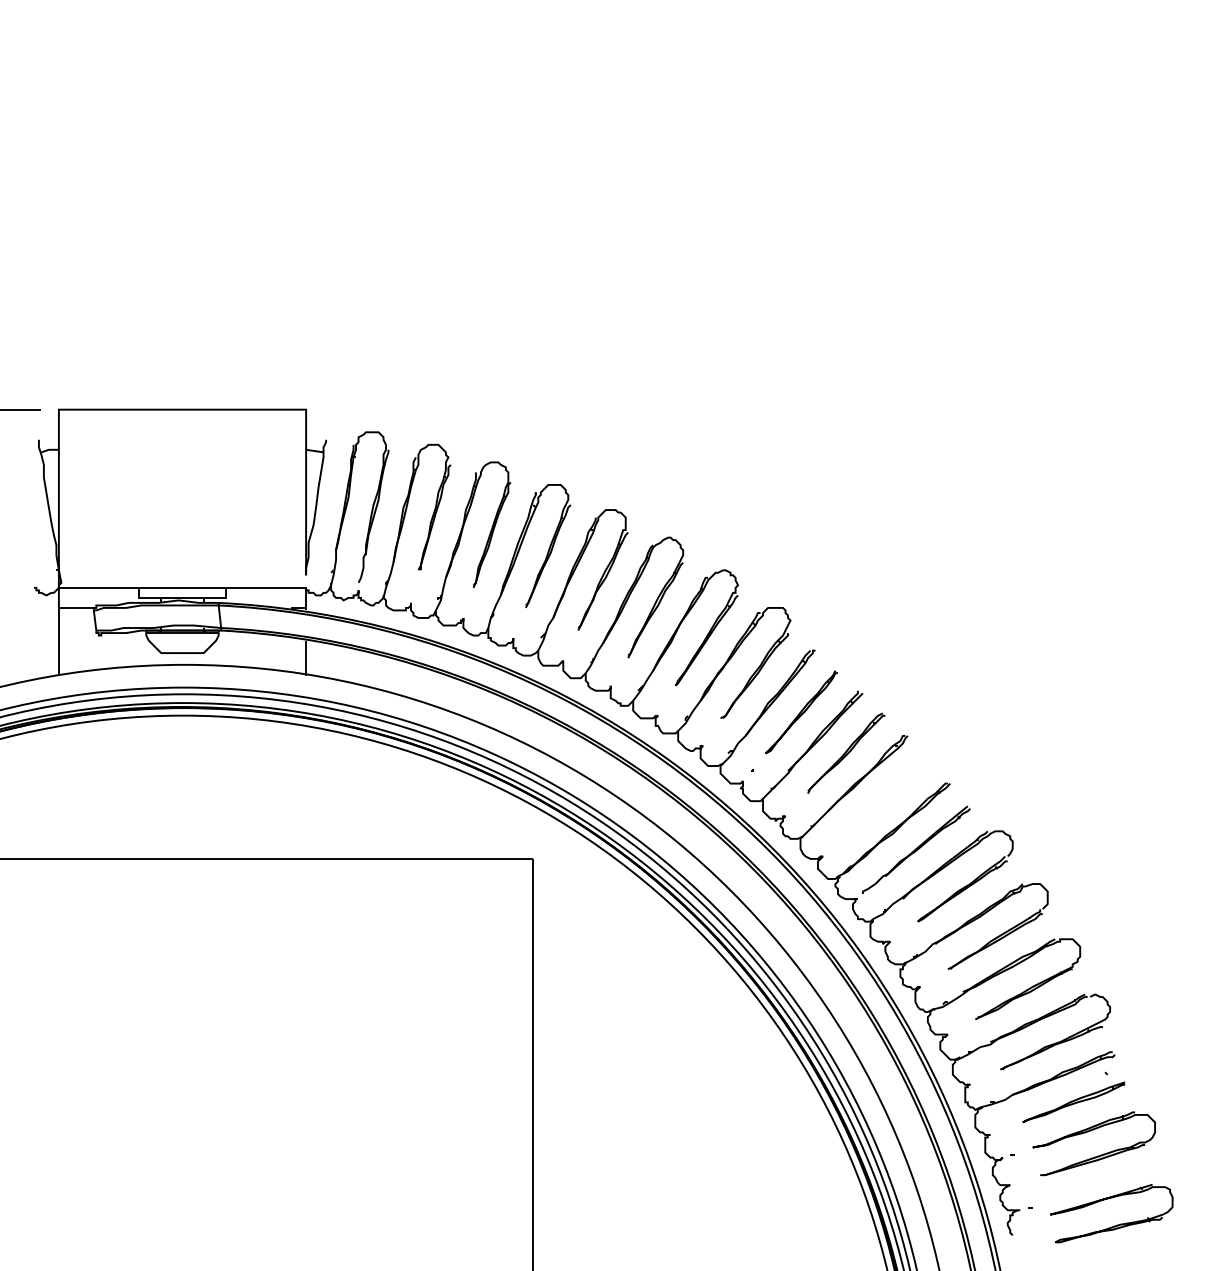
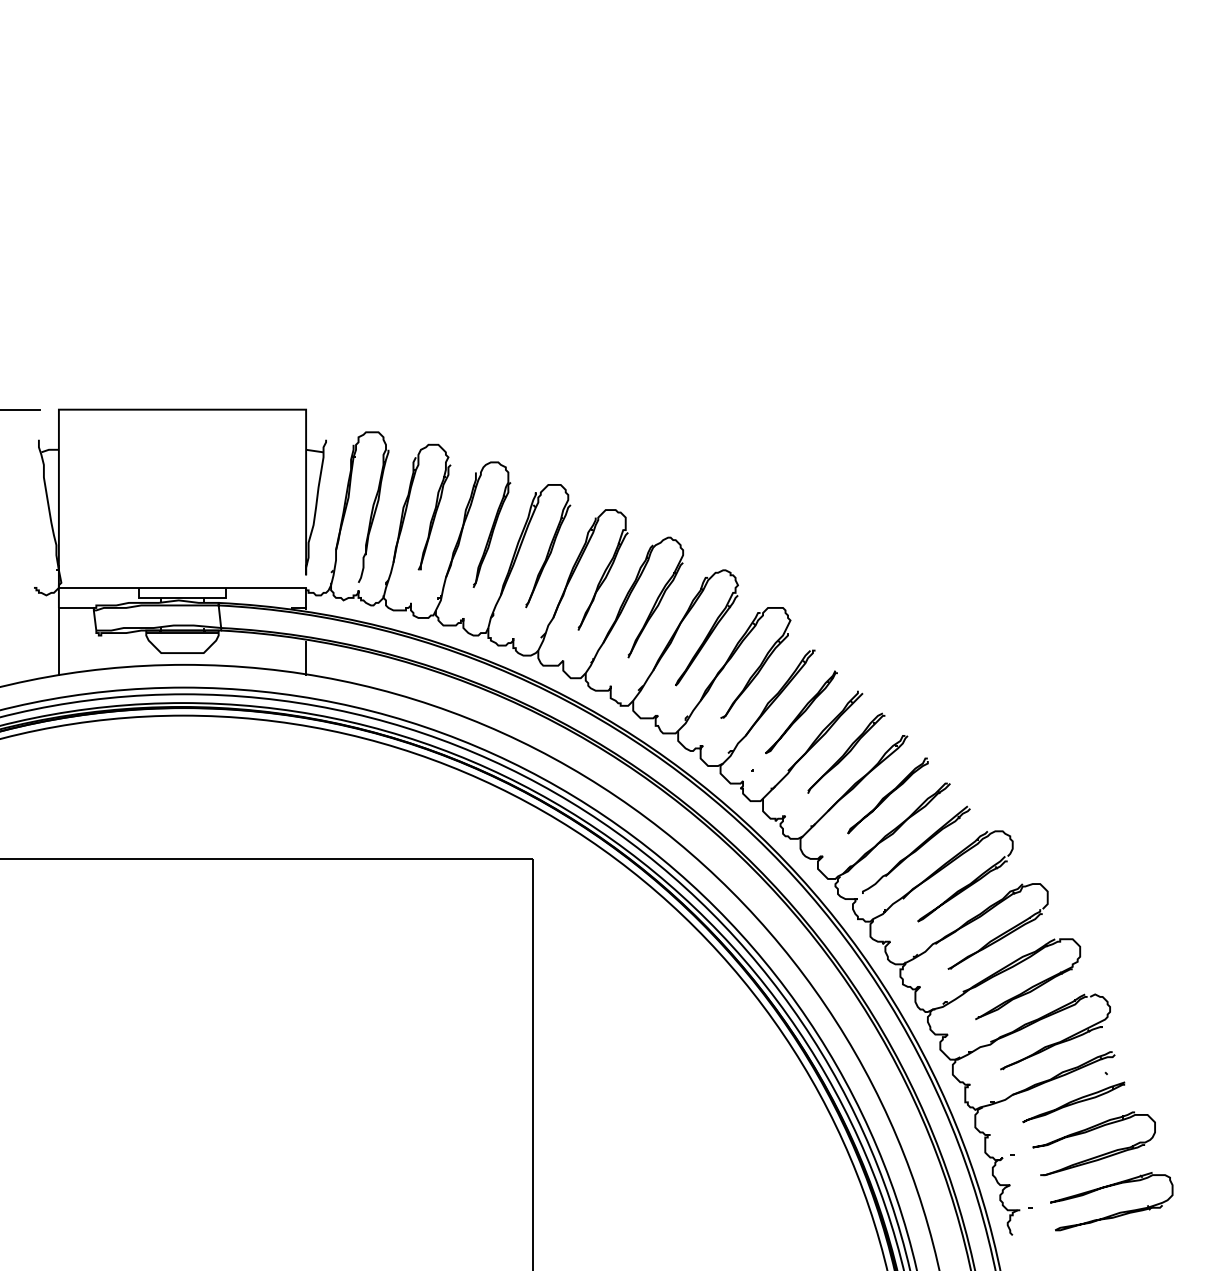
curve: none -> present (887, 795)
part position: (1114, 1225) -> (1114, 1213) (1114, 1213)
